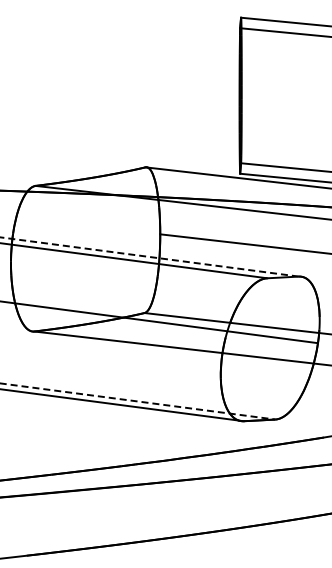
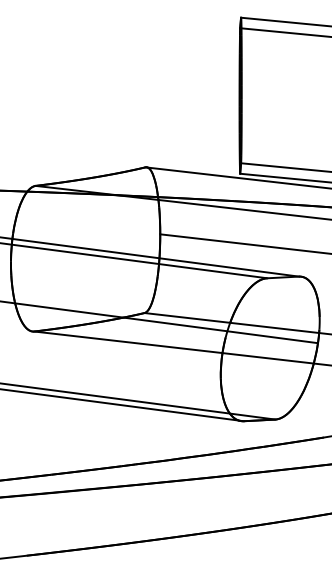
line: dashed -> solid (149, 256)
line: dashed -> solid (138, 401)
